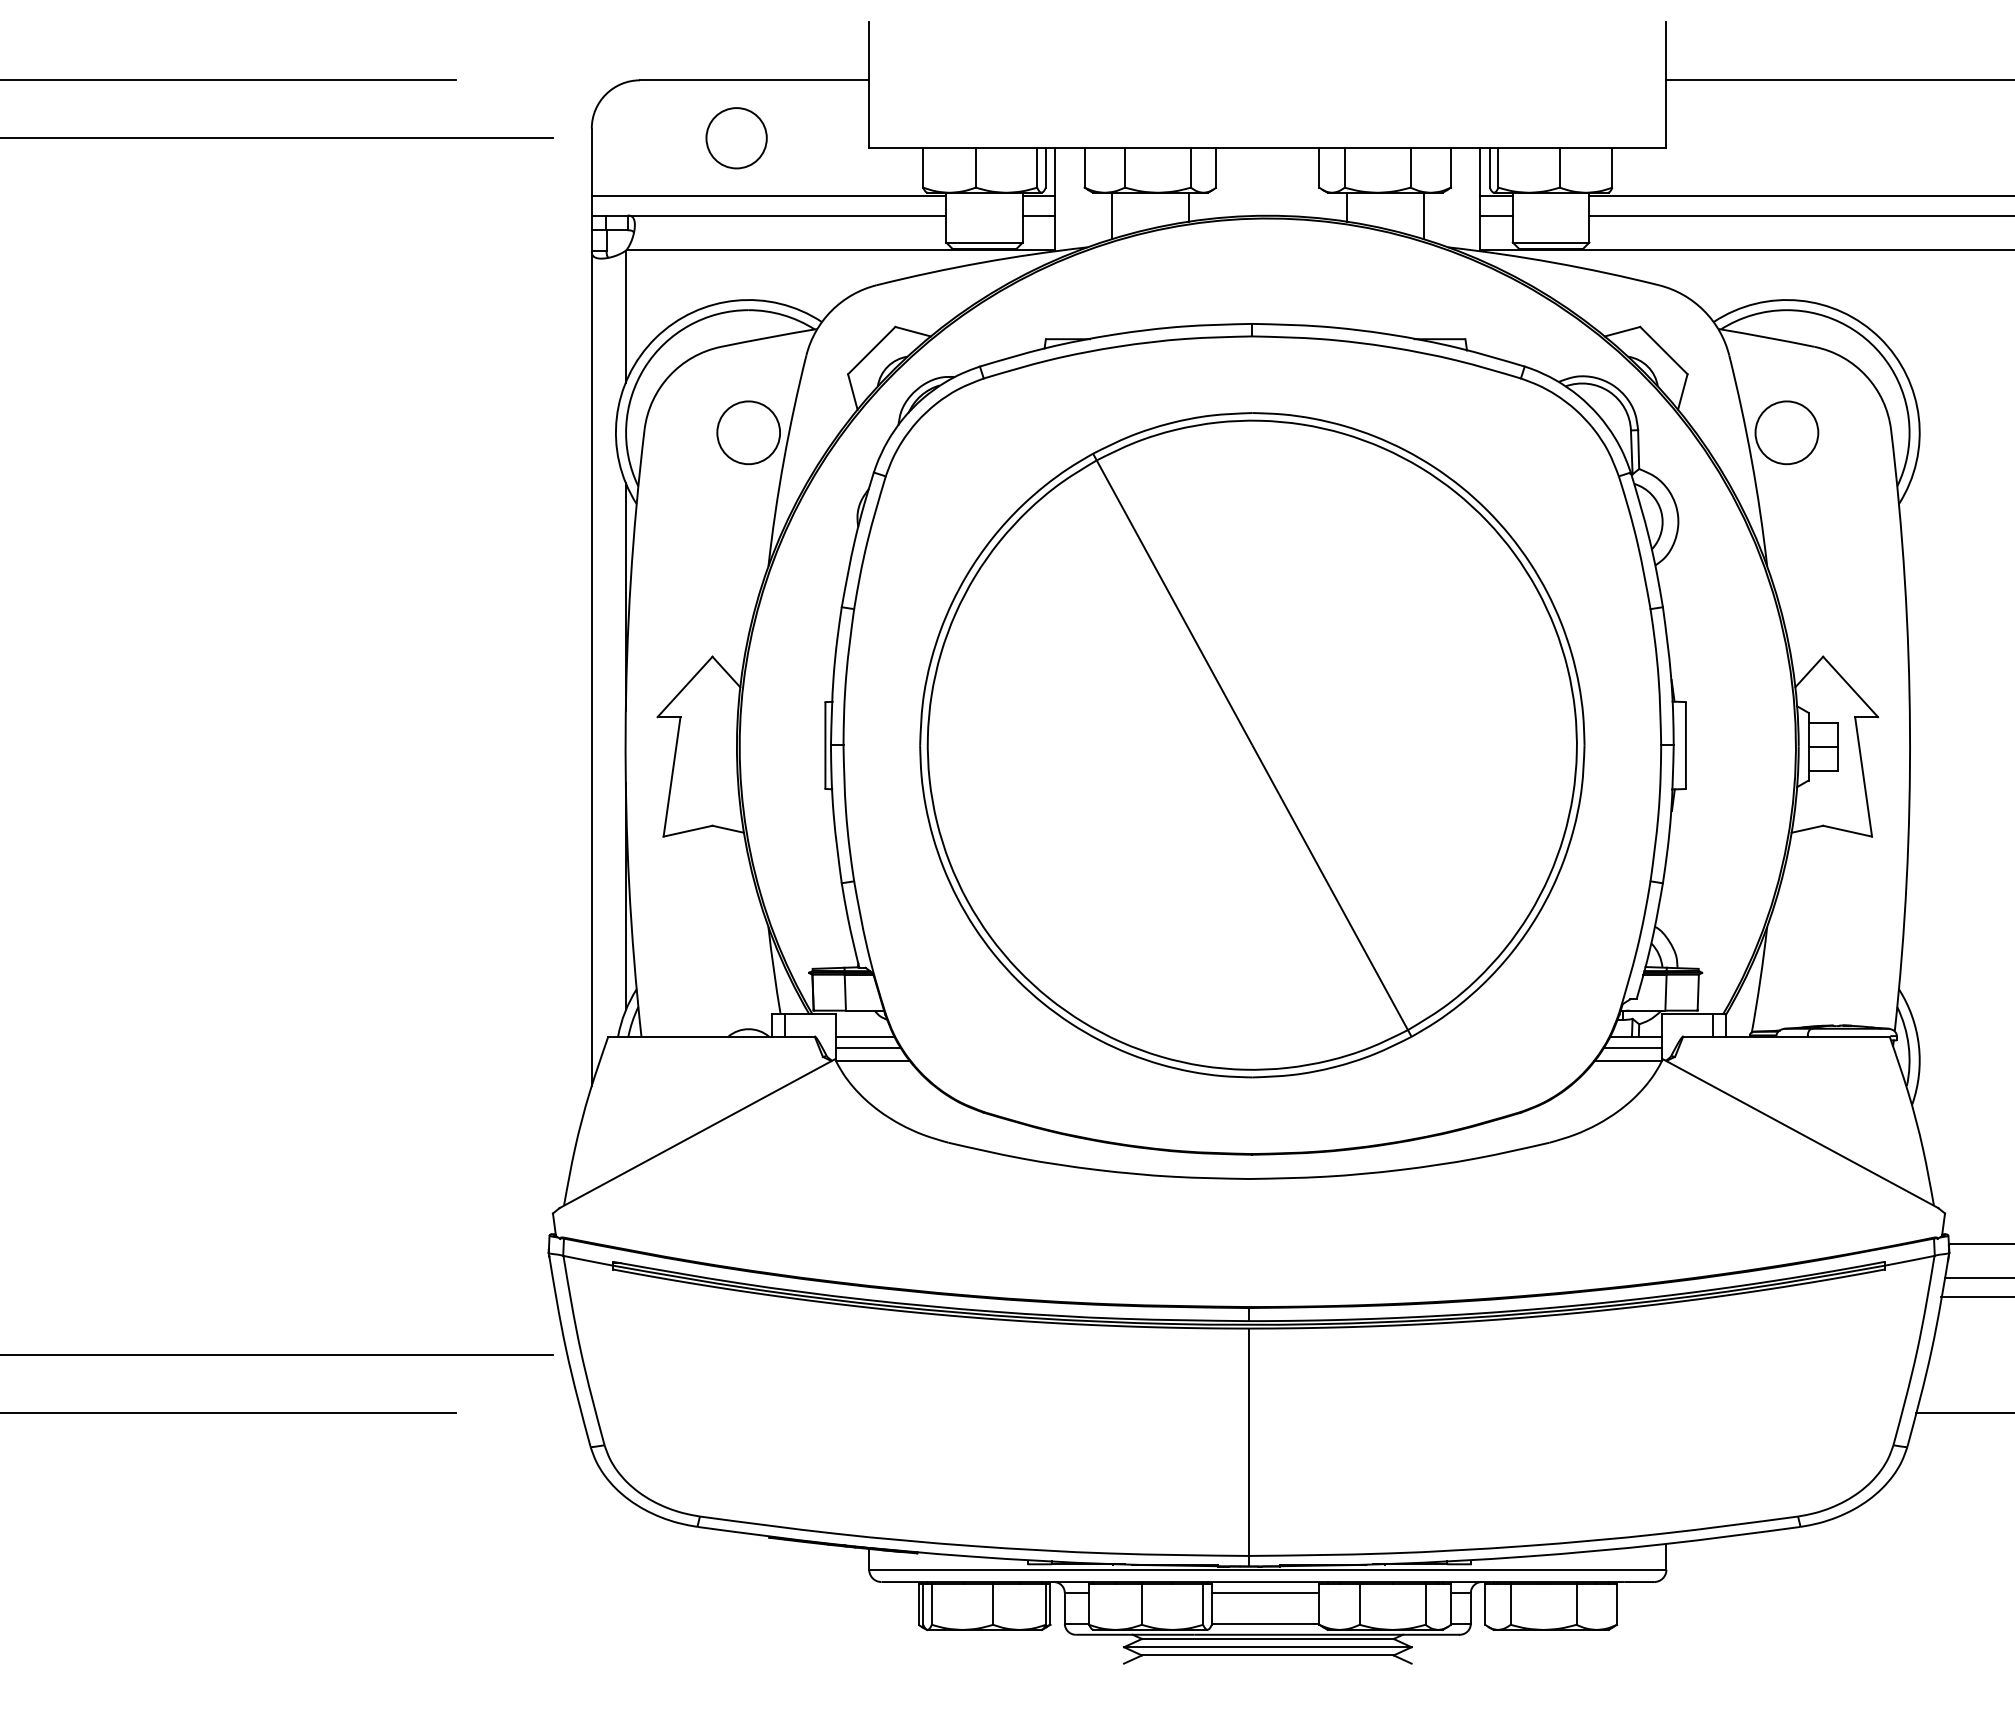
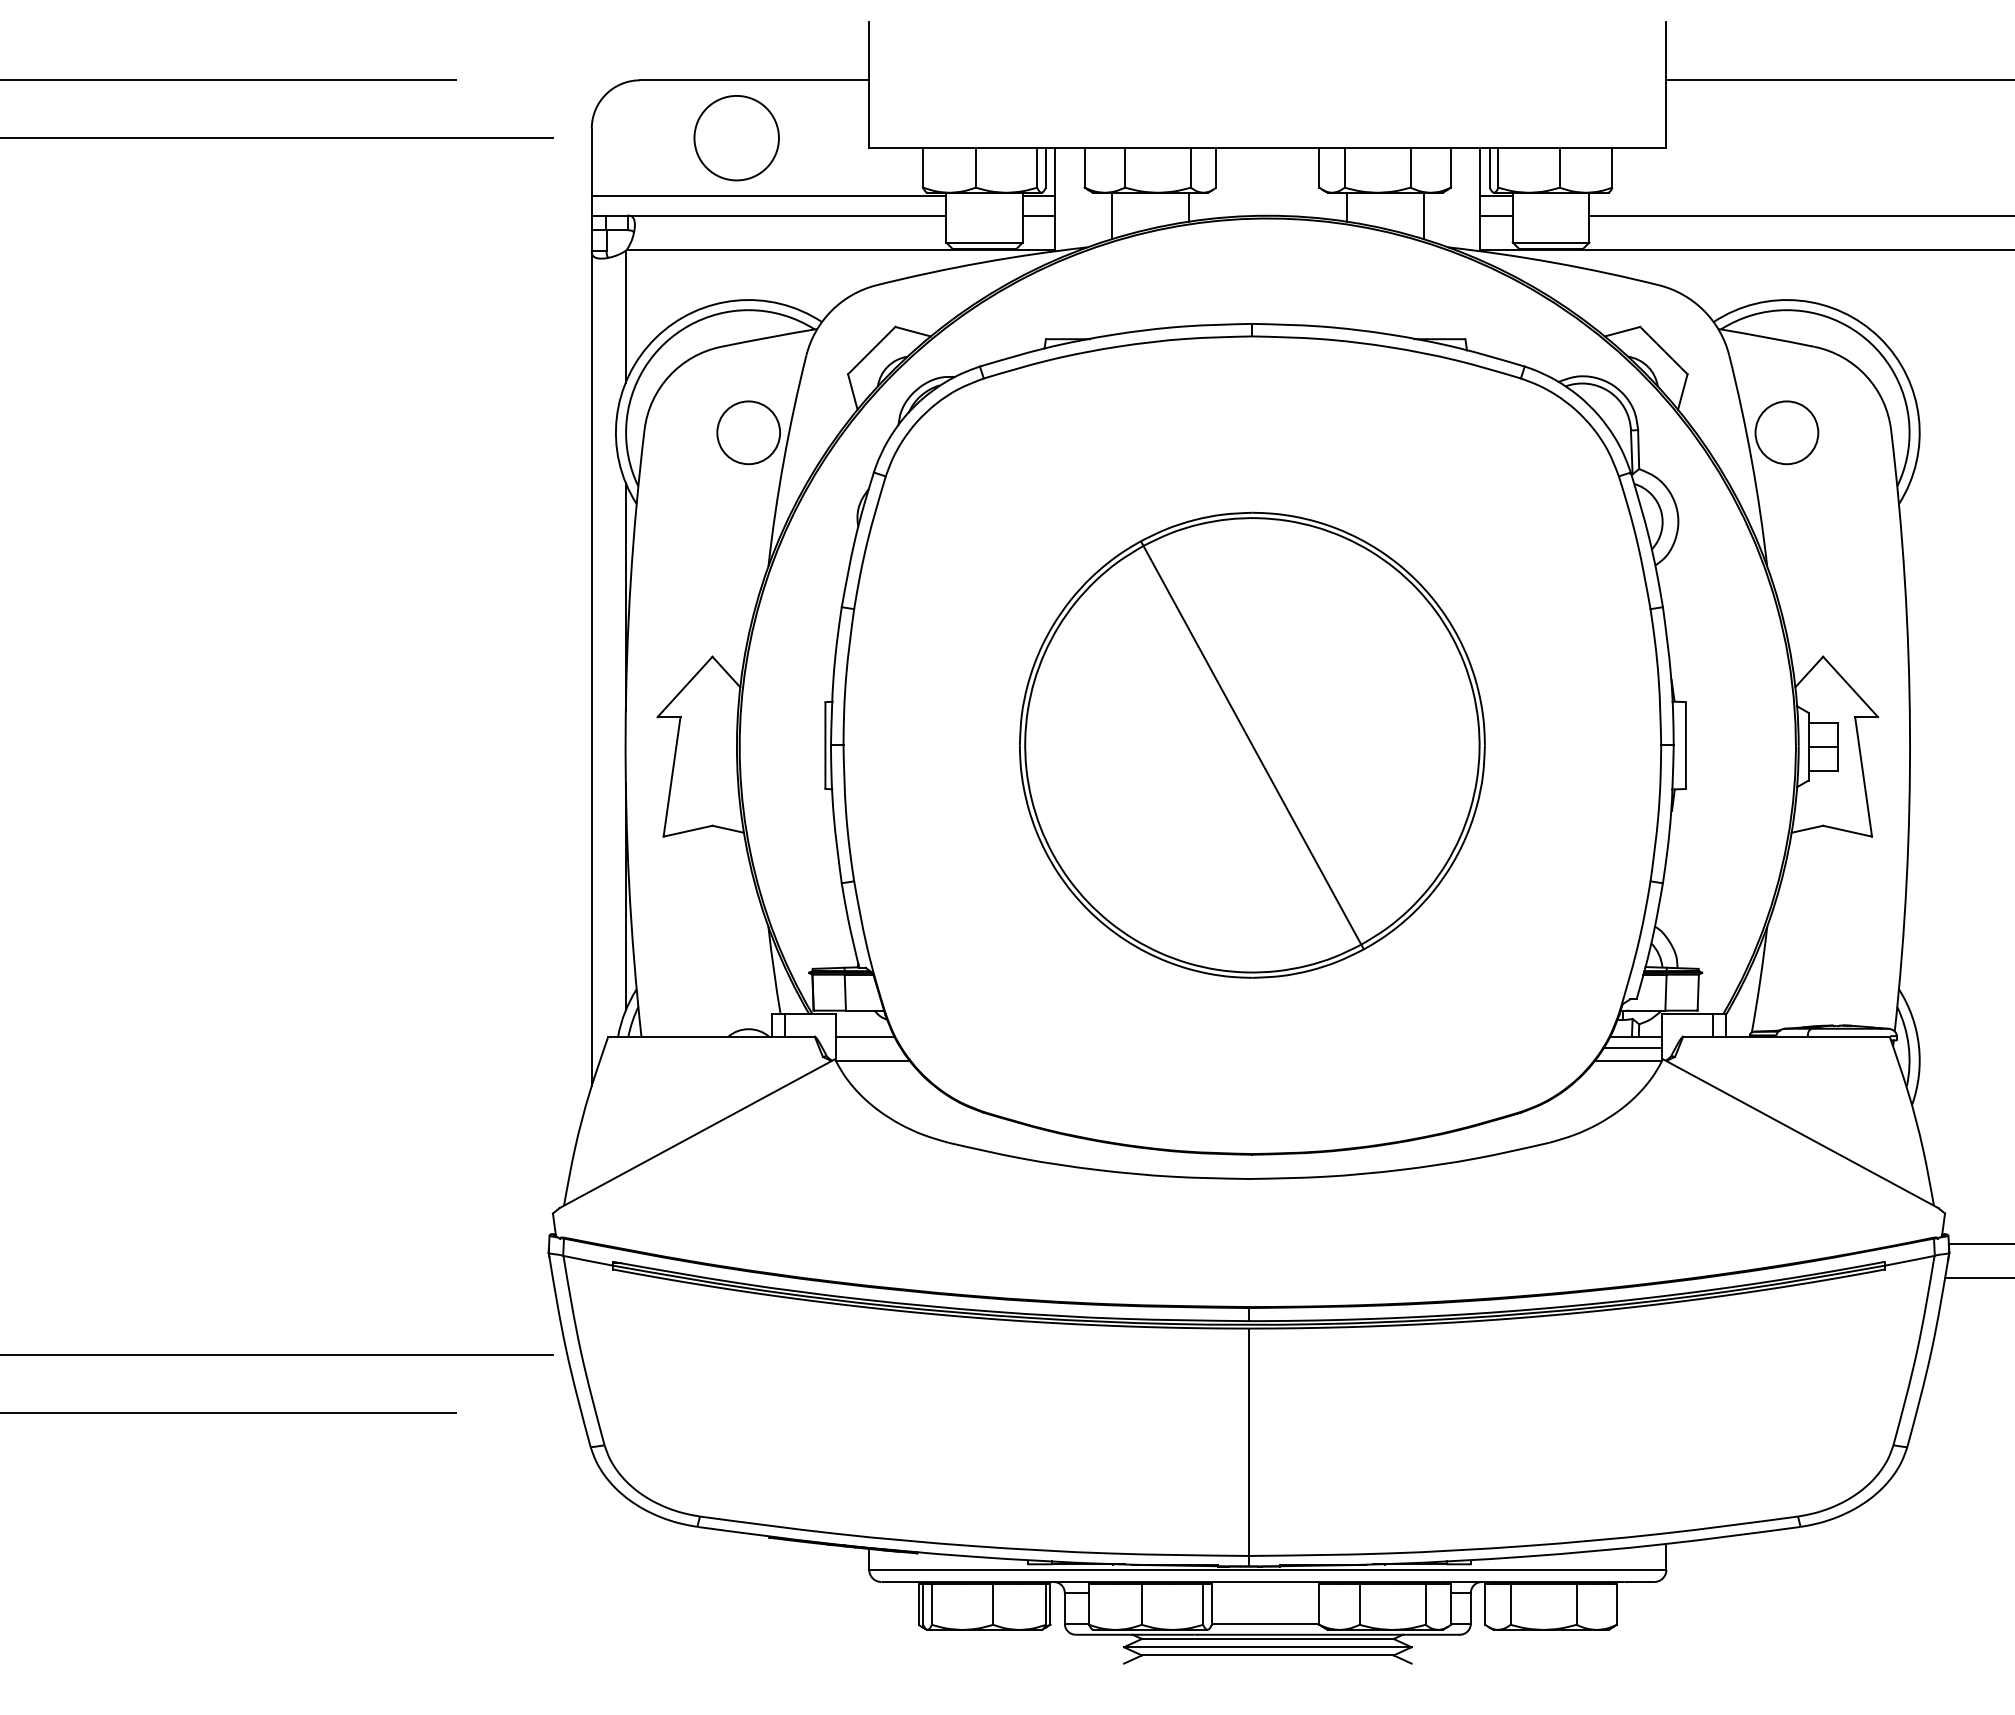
circle size: 63x63 px -> 87x87 px (736, 138)
line: present -> none (1800, 196)
part size: 667x667 px -> 467x468 px (1252, 744)
line: present -> none (868, 1047)
line: present -> none (1976, 1297)
line: present -> none (1963, 1413)
line: present -> none (1265, 1593)
